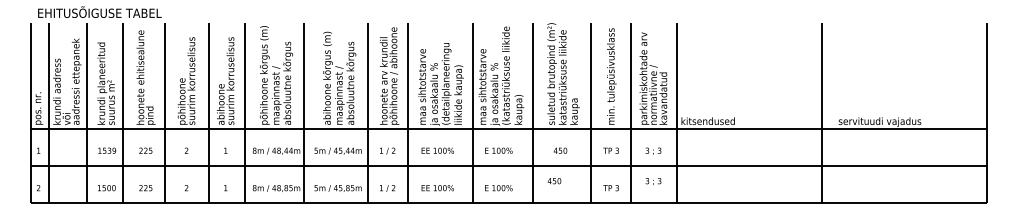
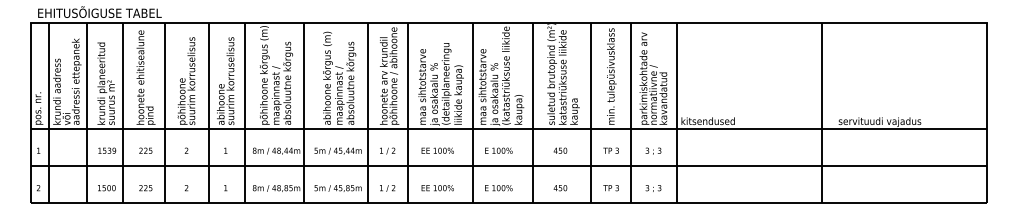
line: none -> present (508, 23)
text position: (554, 181) -> (560, 188) (560, 188)
text position: (653, 181) -> (653, 188) (653, 188)
